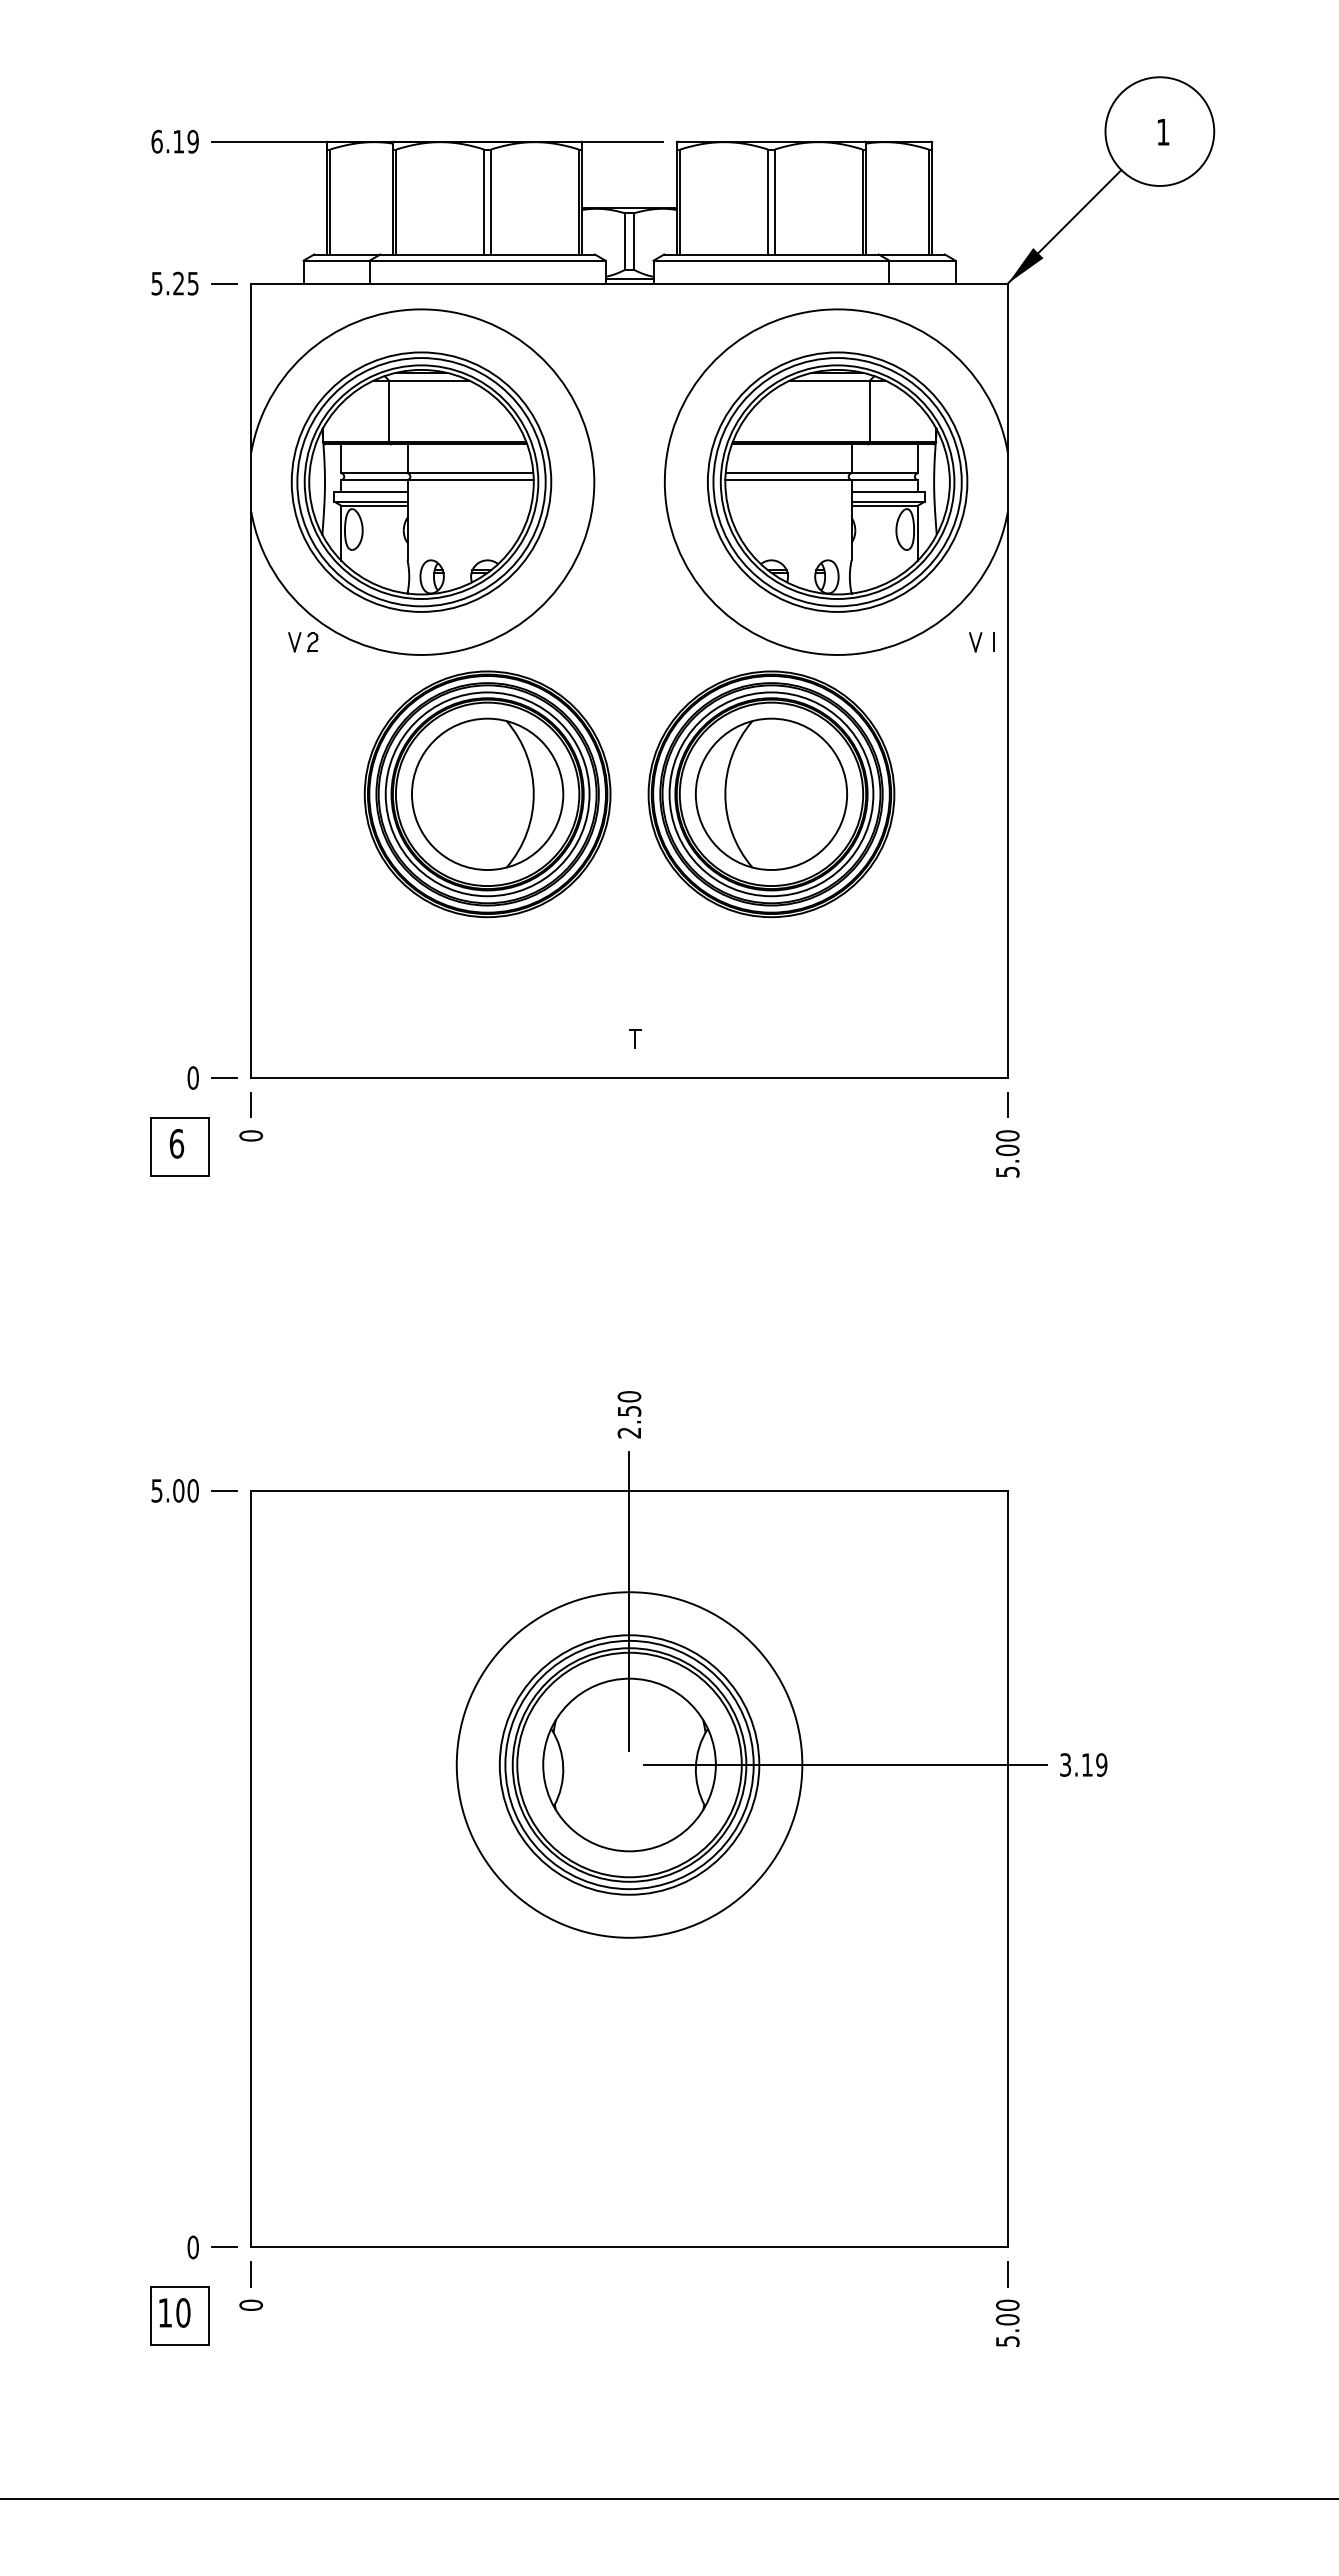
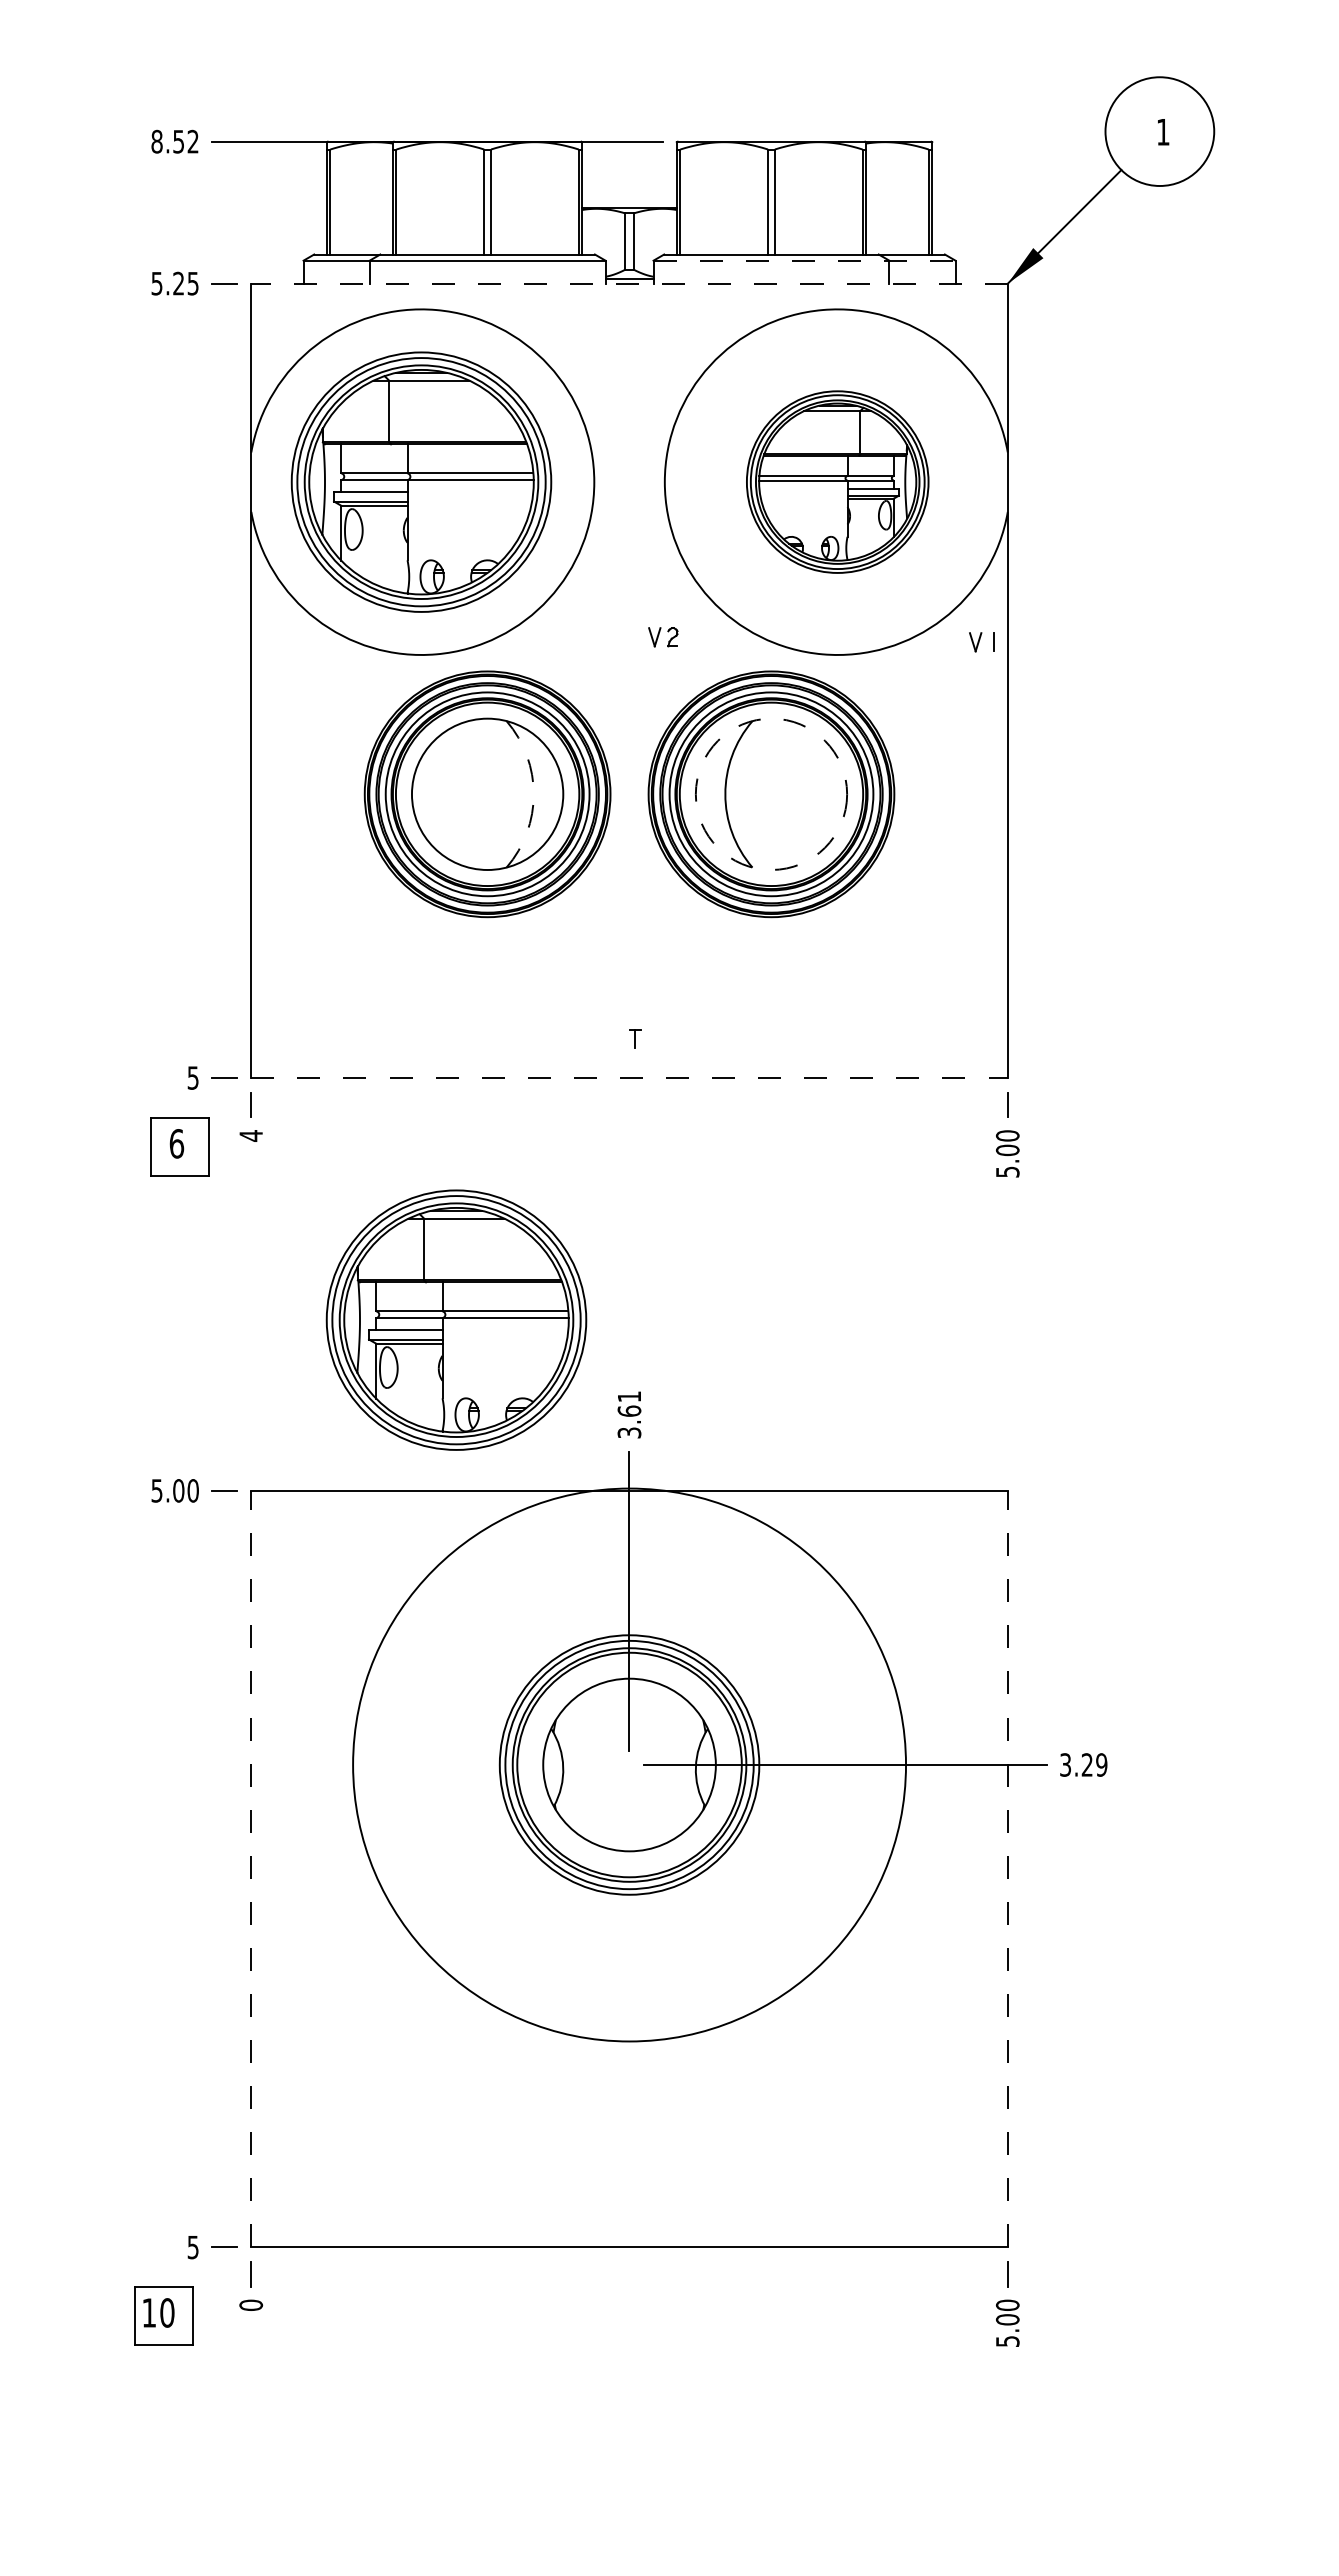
text: 6.19 -> 8.52 (174, 141)
line: solid -> dashed (805, 260)
line: solid -> dashed (629, 283)
part size: 262x262 px -> 184x184 px (837, 481)
part position: (303, 642) -> (663, 637) (663, 637)
arc: solid -> dashed (533, 794)
circle: solid -> dashed (771, 794)
text: 0 -> 5 (192, 1077)
line: solid -> dashed (630, 1078)
text: 0 -> 4 (251, 1135)
part: none -> present (456, 1319)
text: 2.50 -> 3.61 (629, 1414)
circle diameter: 346 px -> 553 px (629, 1764)
text: 3.19 -> 3.29 (1086, 1764)
line: solid -> dashed (251, 1868)
line: solid -> dashed (1007, 1868)
text: 0 -> 5 (192, 2247)
part position: (179, 2315) -> (163, 2315) (163, 2315)
line: present -> none (668, 2498)
